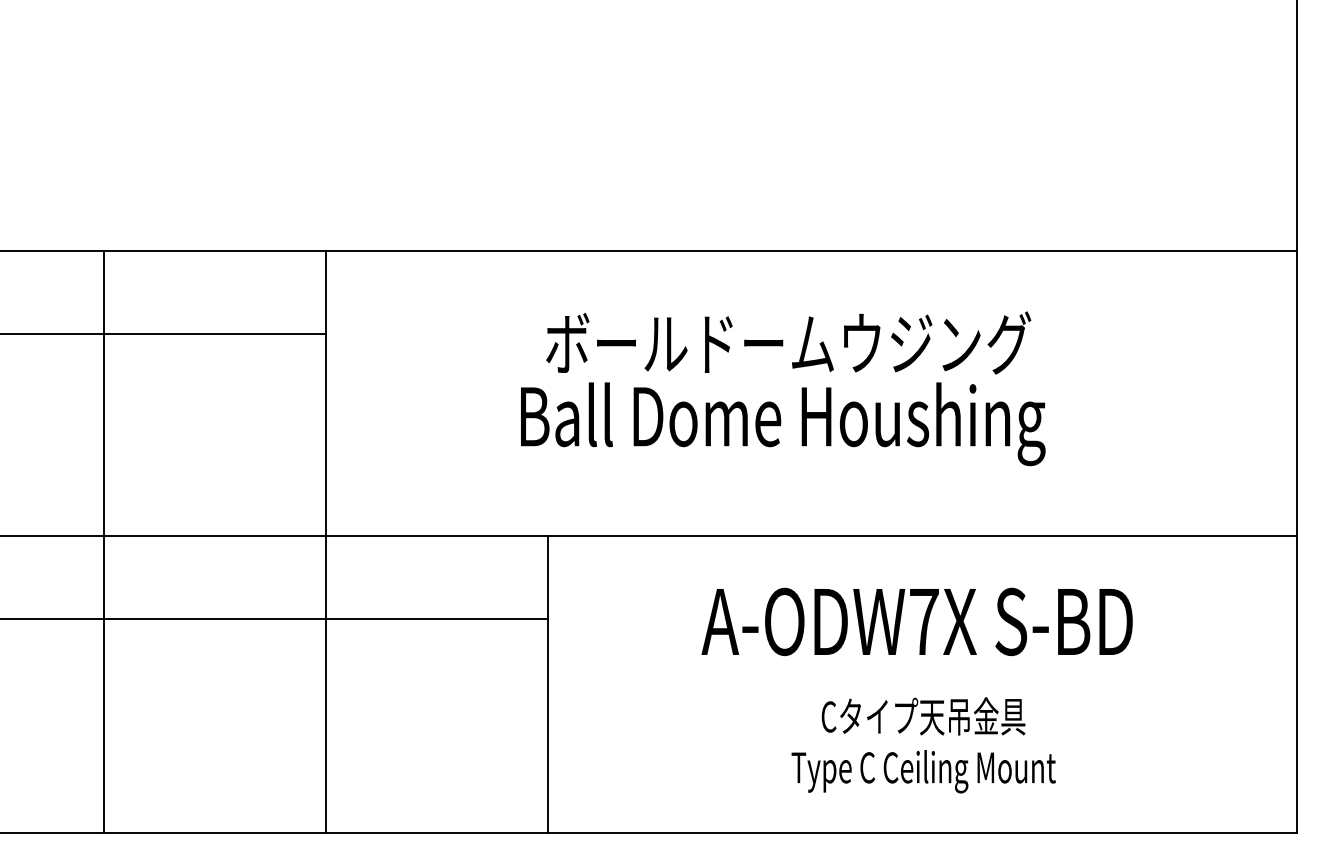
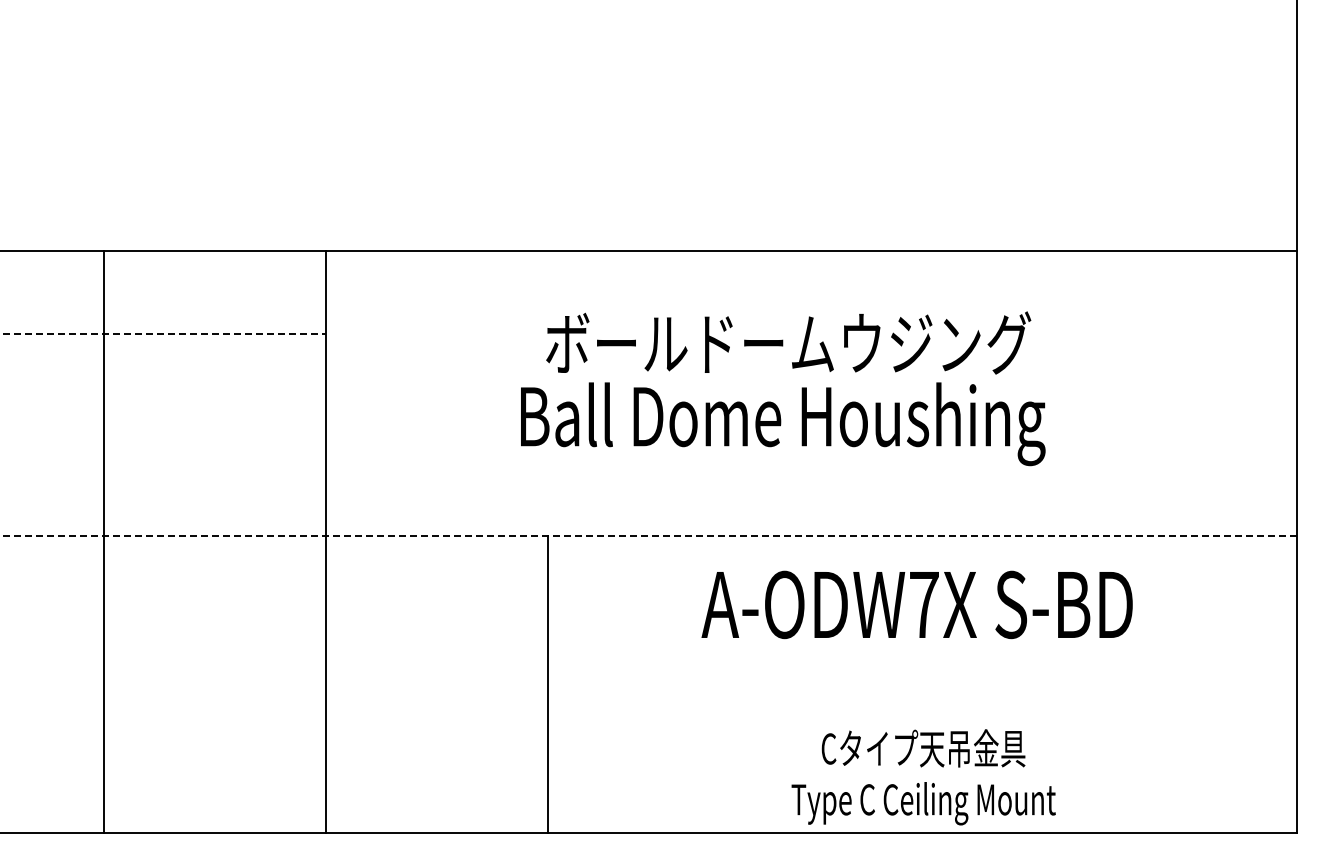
line: solid -> dashed (163, 333)
line: solid -> dashed (649, 536)
line: present -> none (275, 619)
text position: (916, 621) -> (916, 604) (916, 604)
text position: (923, 745) -> (923, 777) (923, 777)
